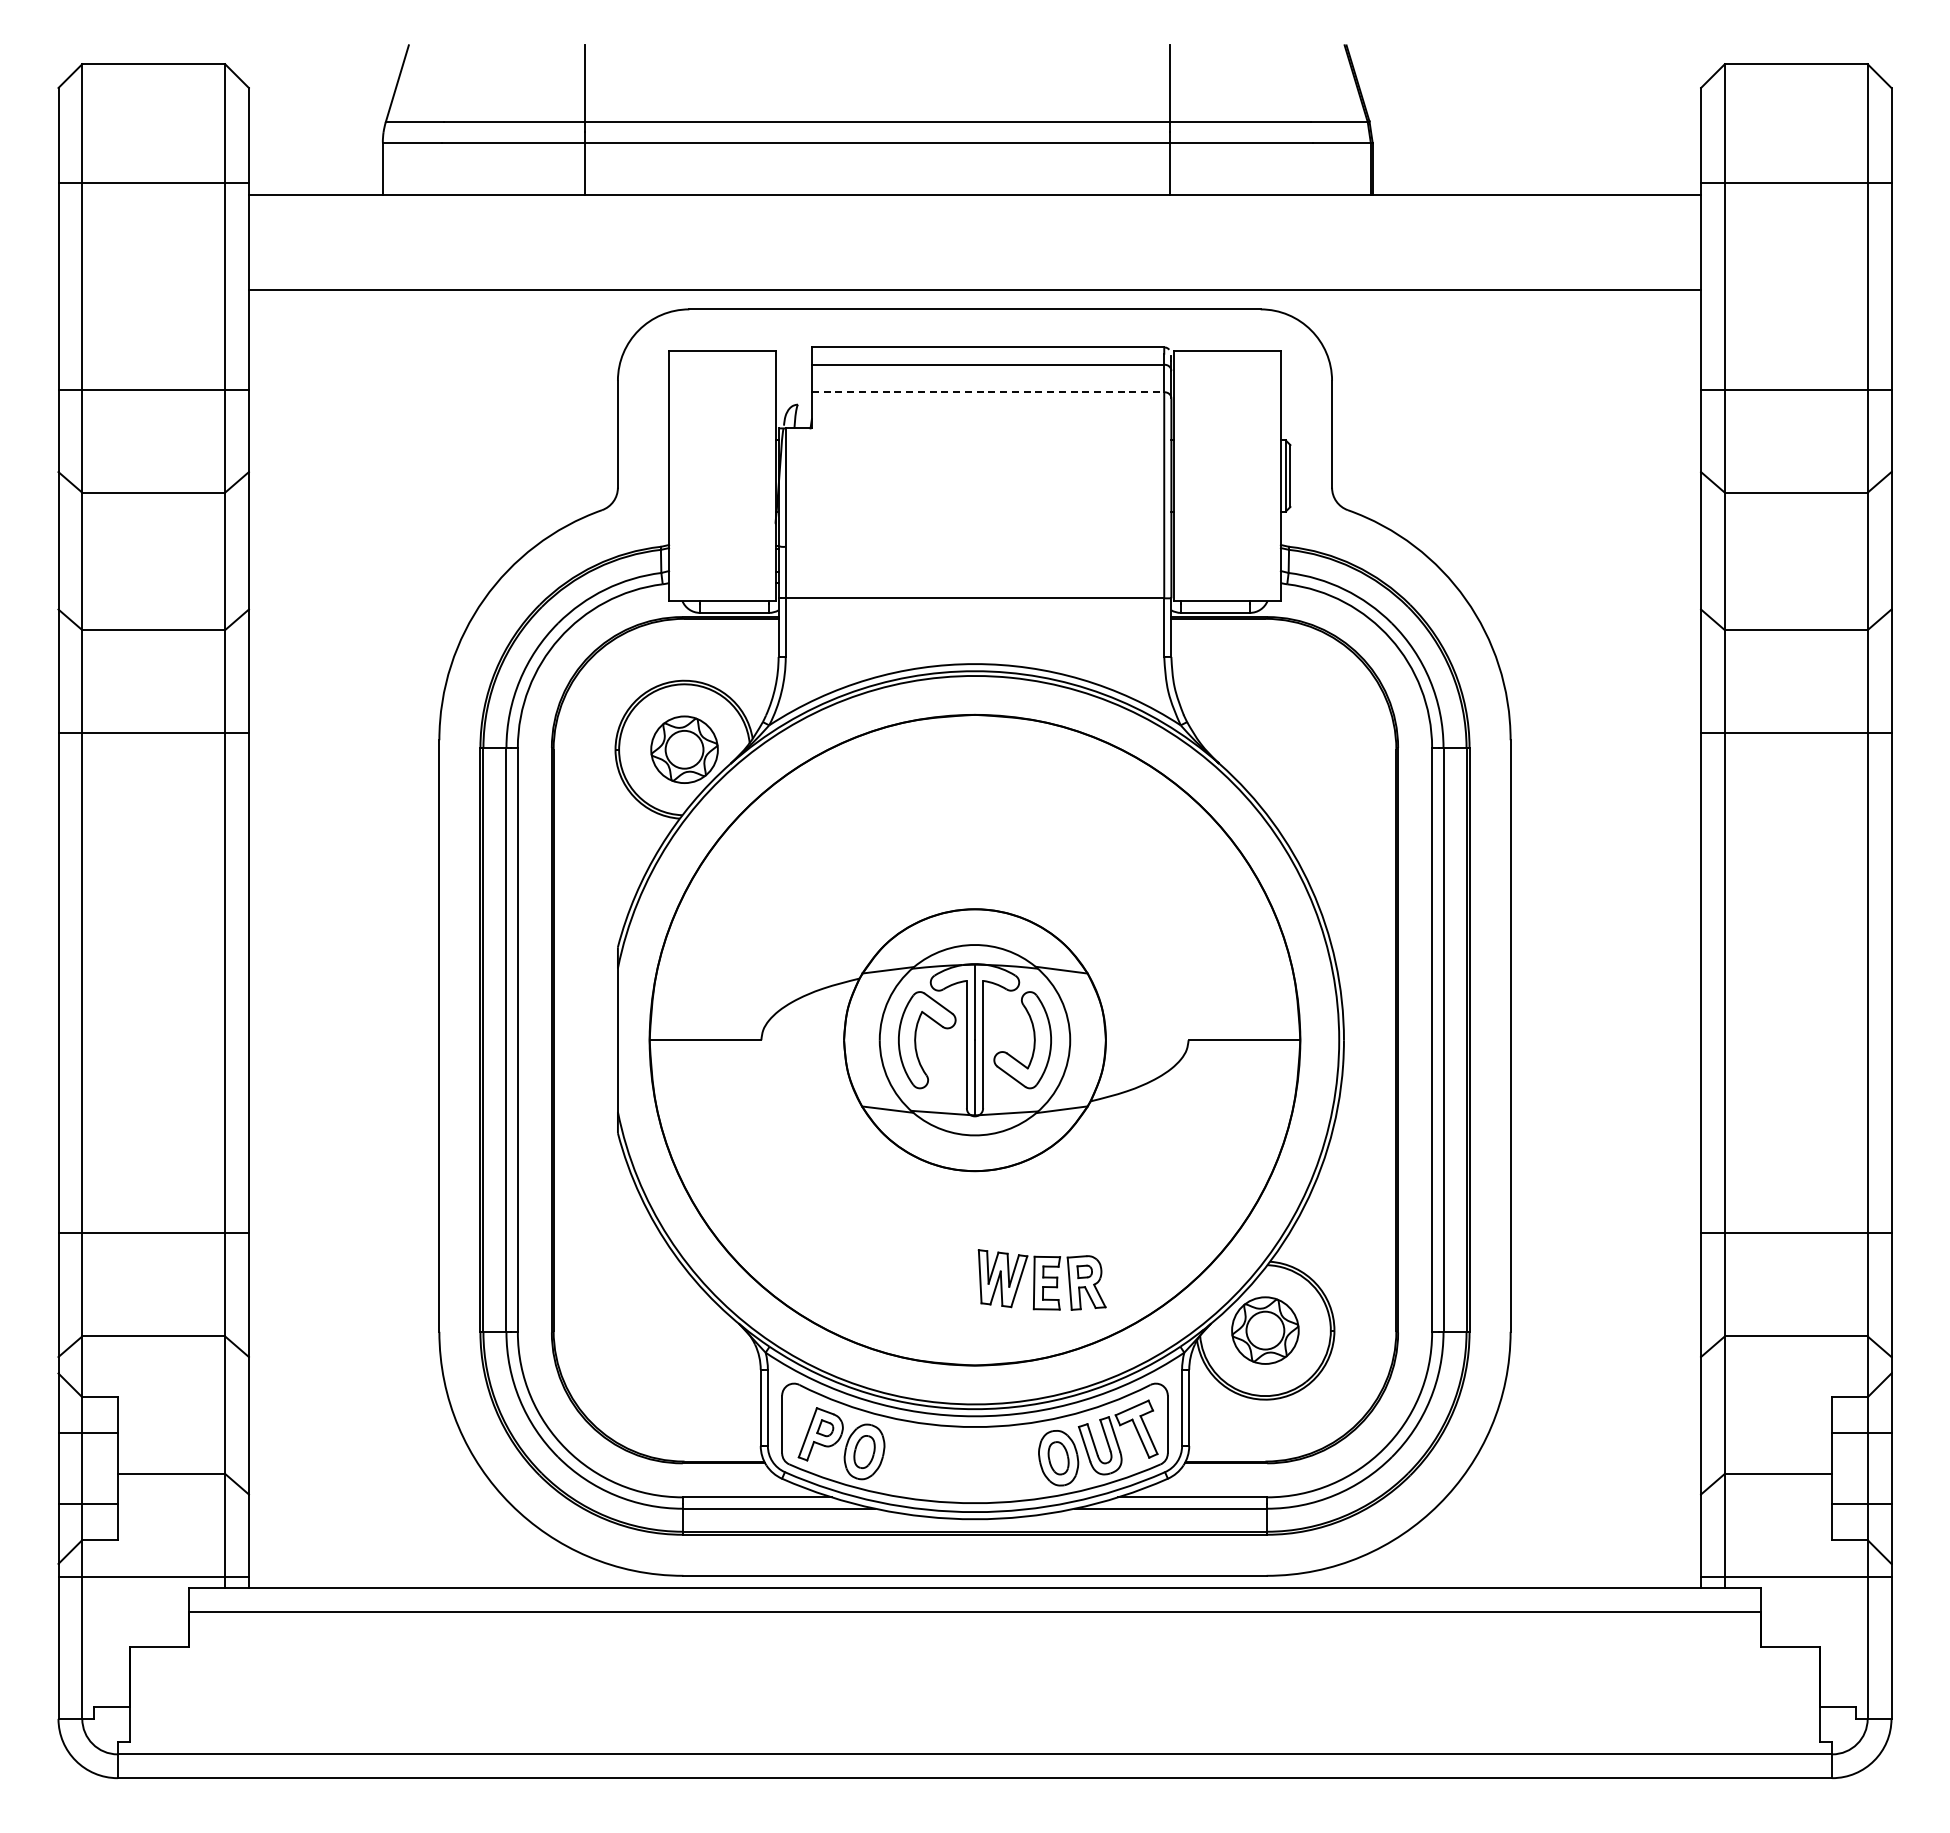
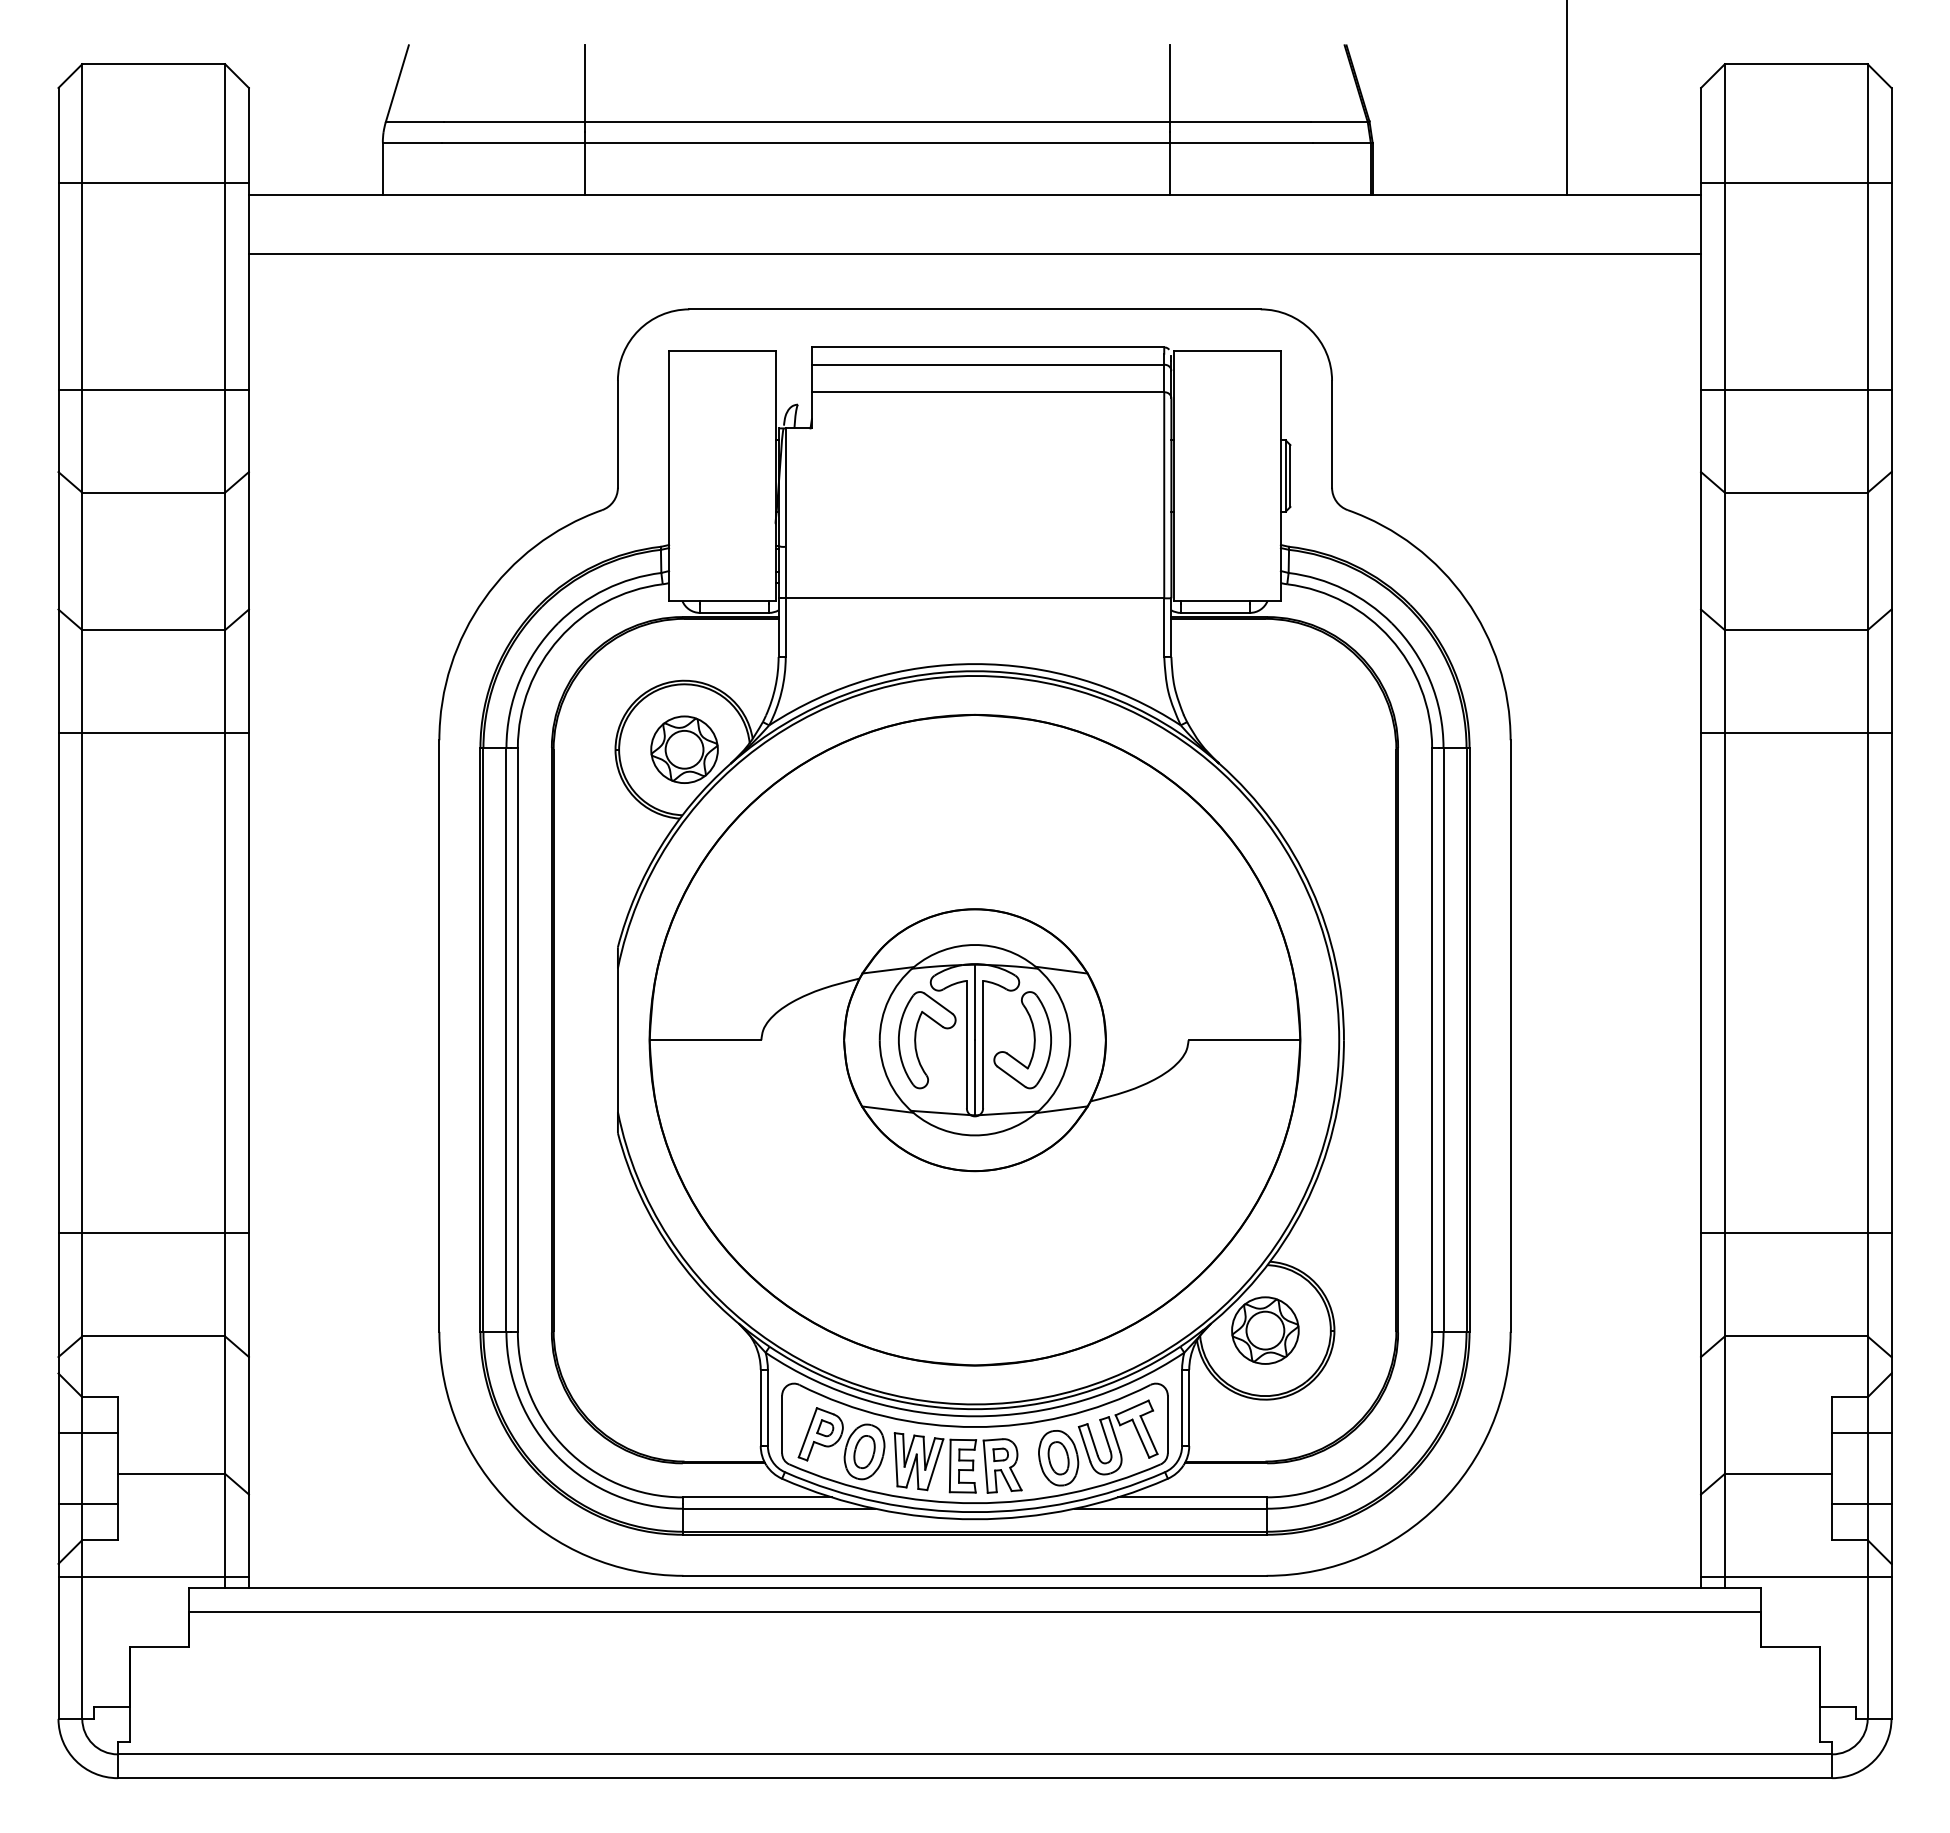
line: none -> present (1566, 98)
line position: (974, 290) -> (974, 254) (974, 254)
line: dashed -> solid (988, 392)
part position: (1041, 1279) -> (957, 1462) (957, 1462)
